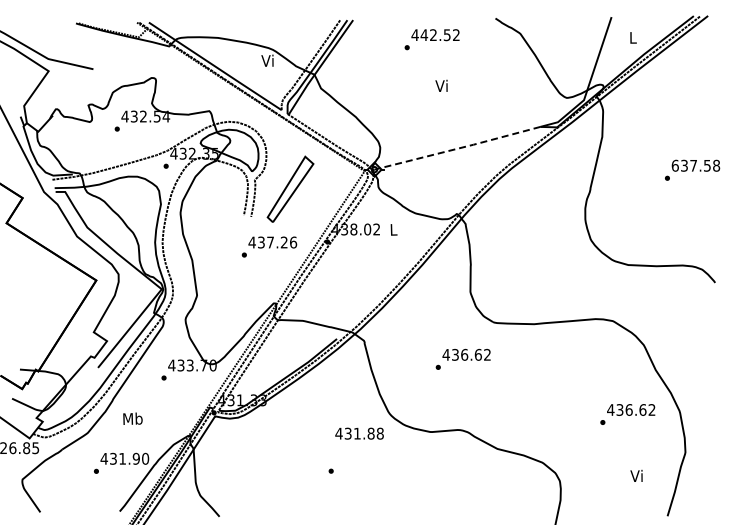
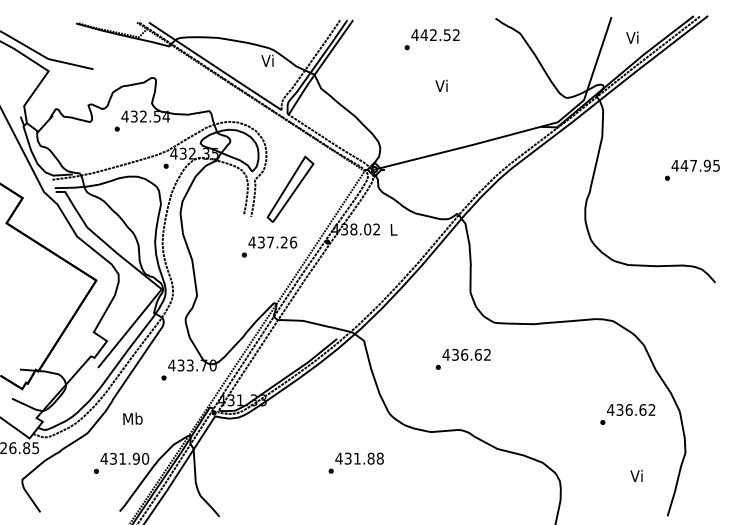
text: L -> Vi (632, 37)
line: dashed -> solid (457, 148)
text: 637.58 -> 447.95 (695, 165)
text position: (359, 433) -> (359, 458) (359, 458)
